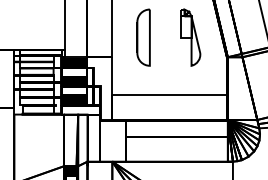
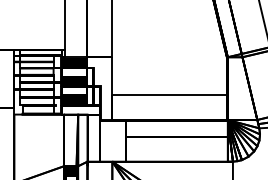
part: present -> none (143, 37)
part: present -> none (190, 37)
